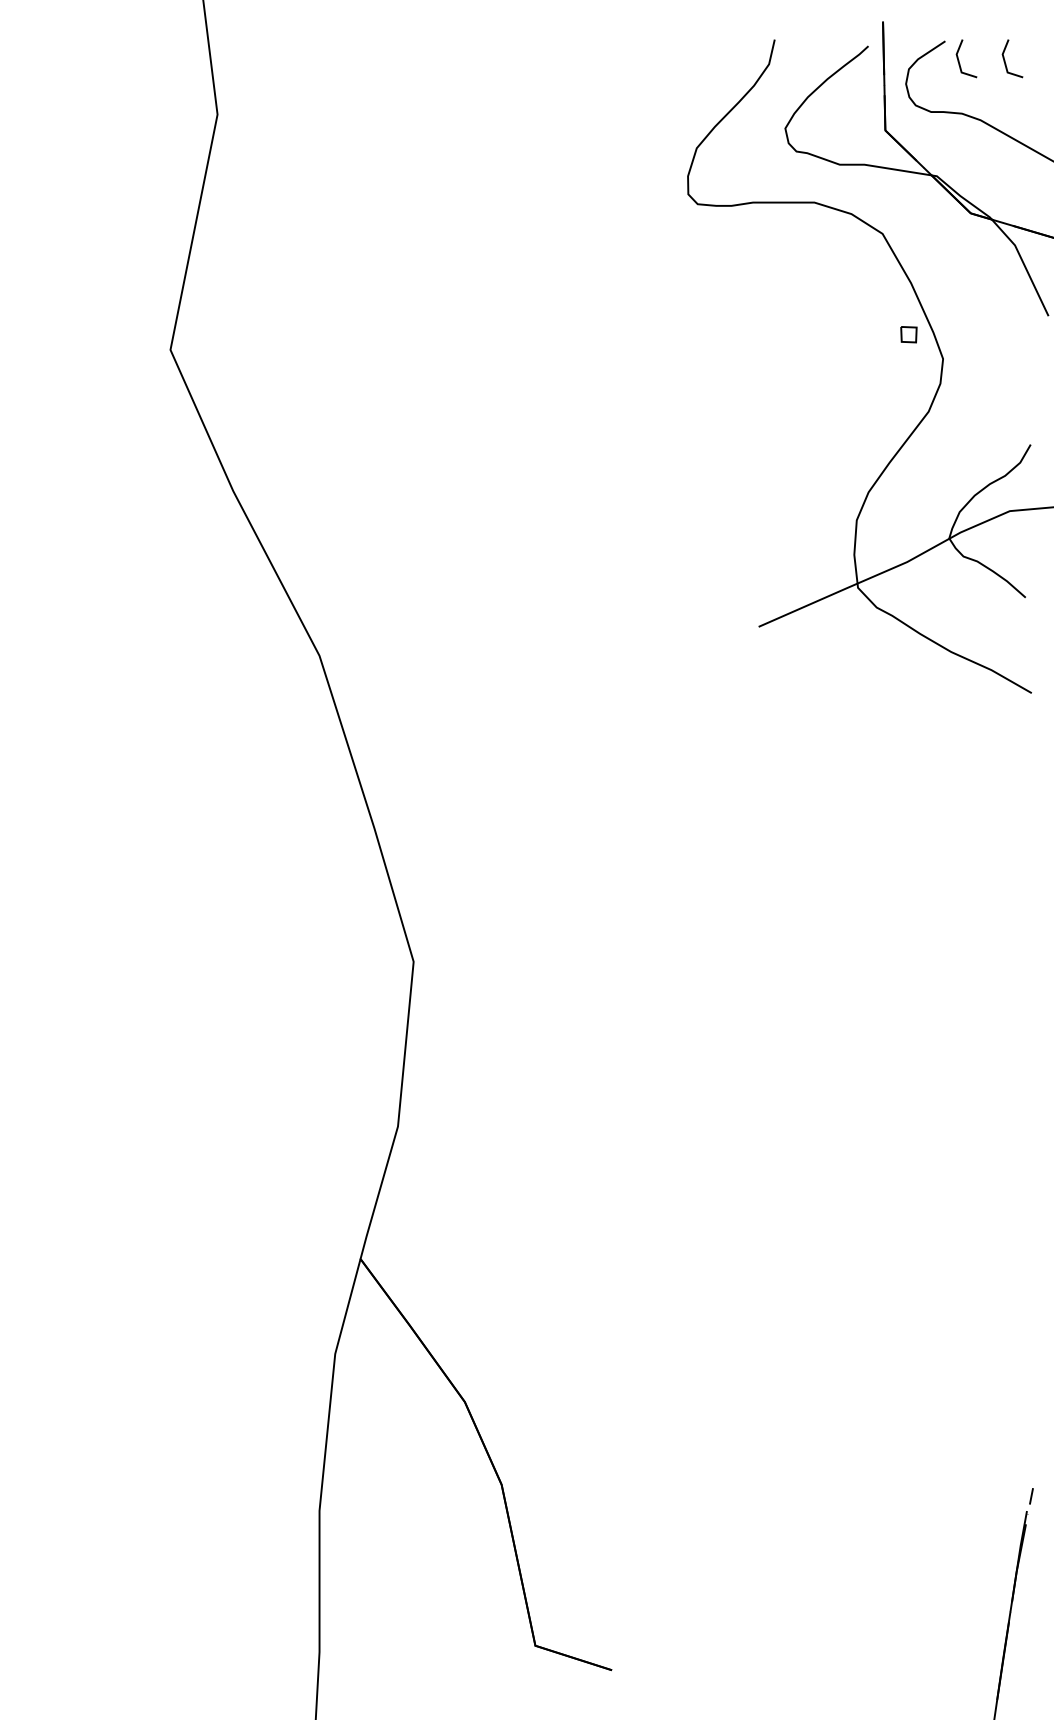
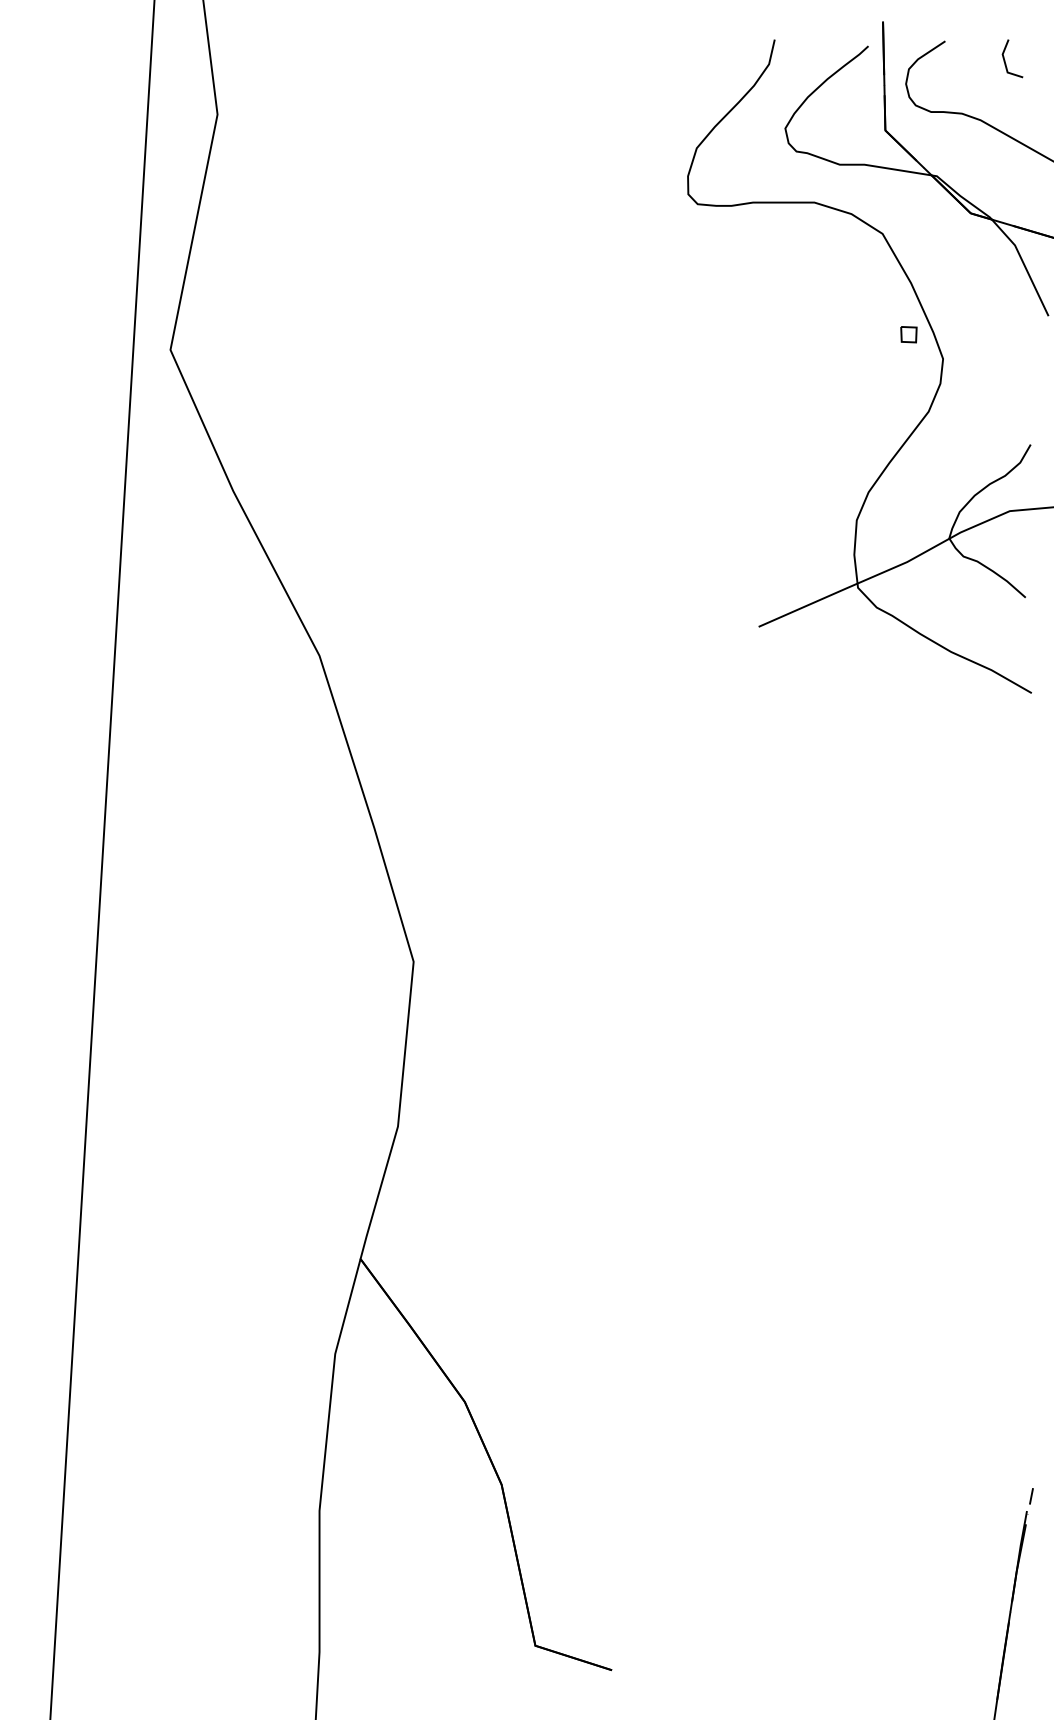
line: present -> none (959, 60)
line: none -> present (102, 859)
